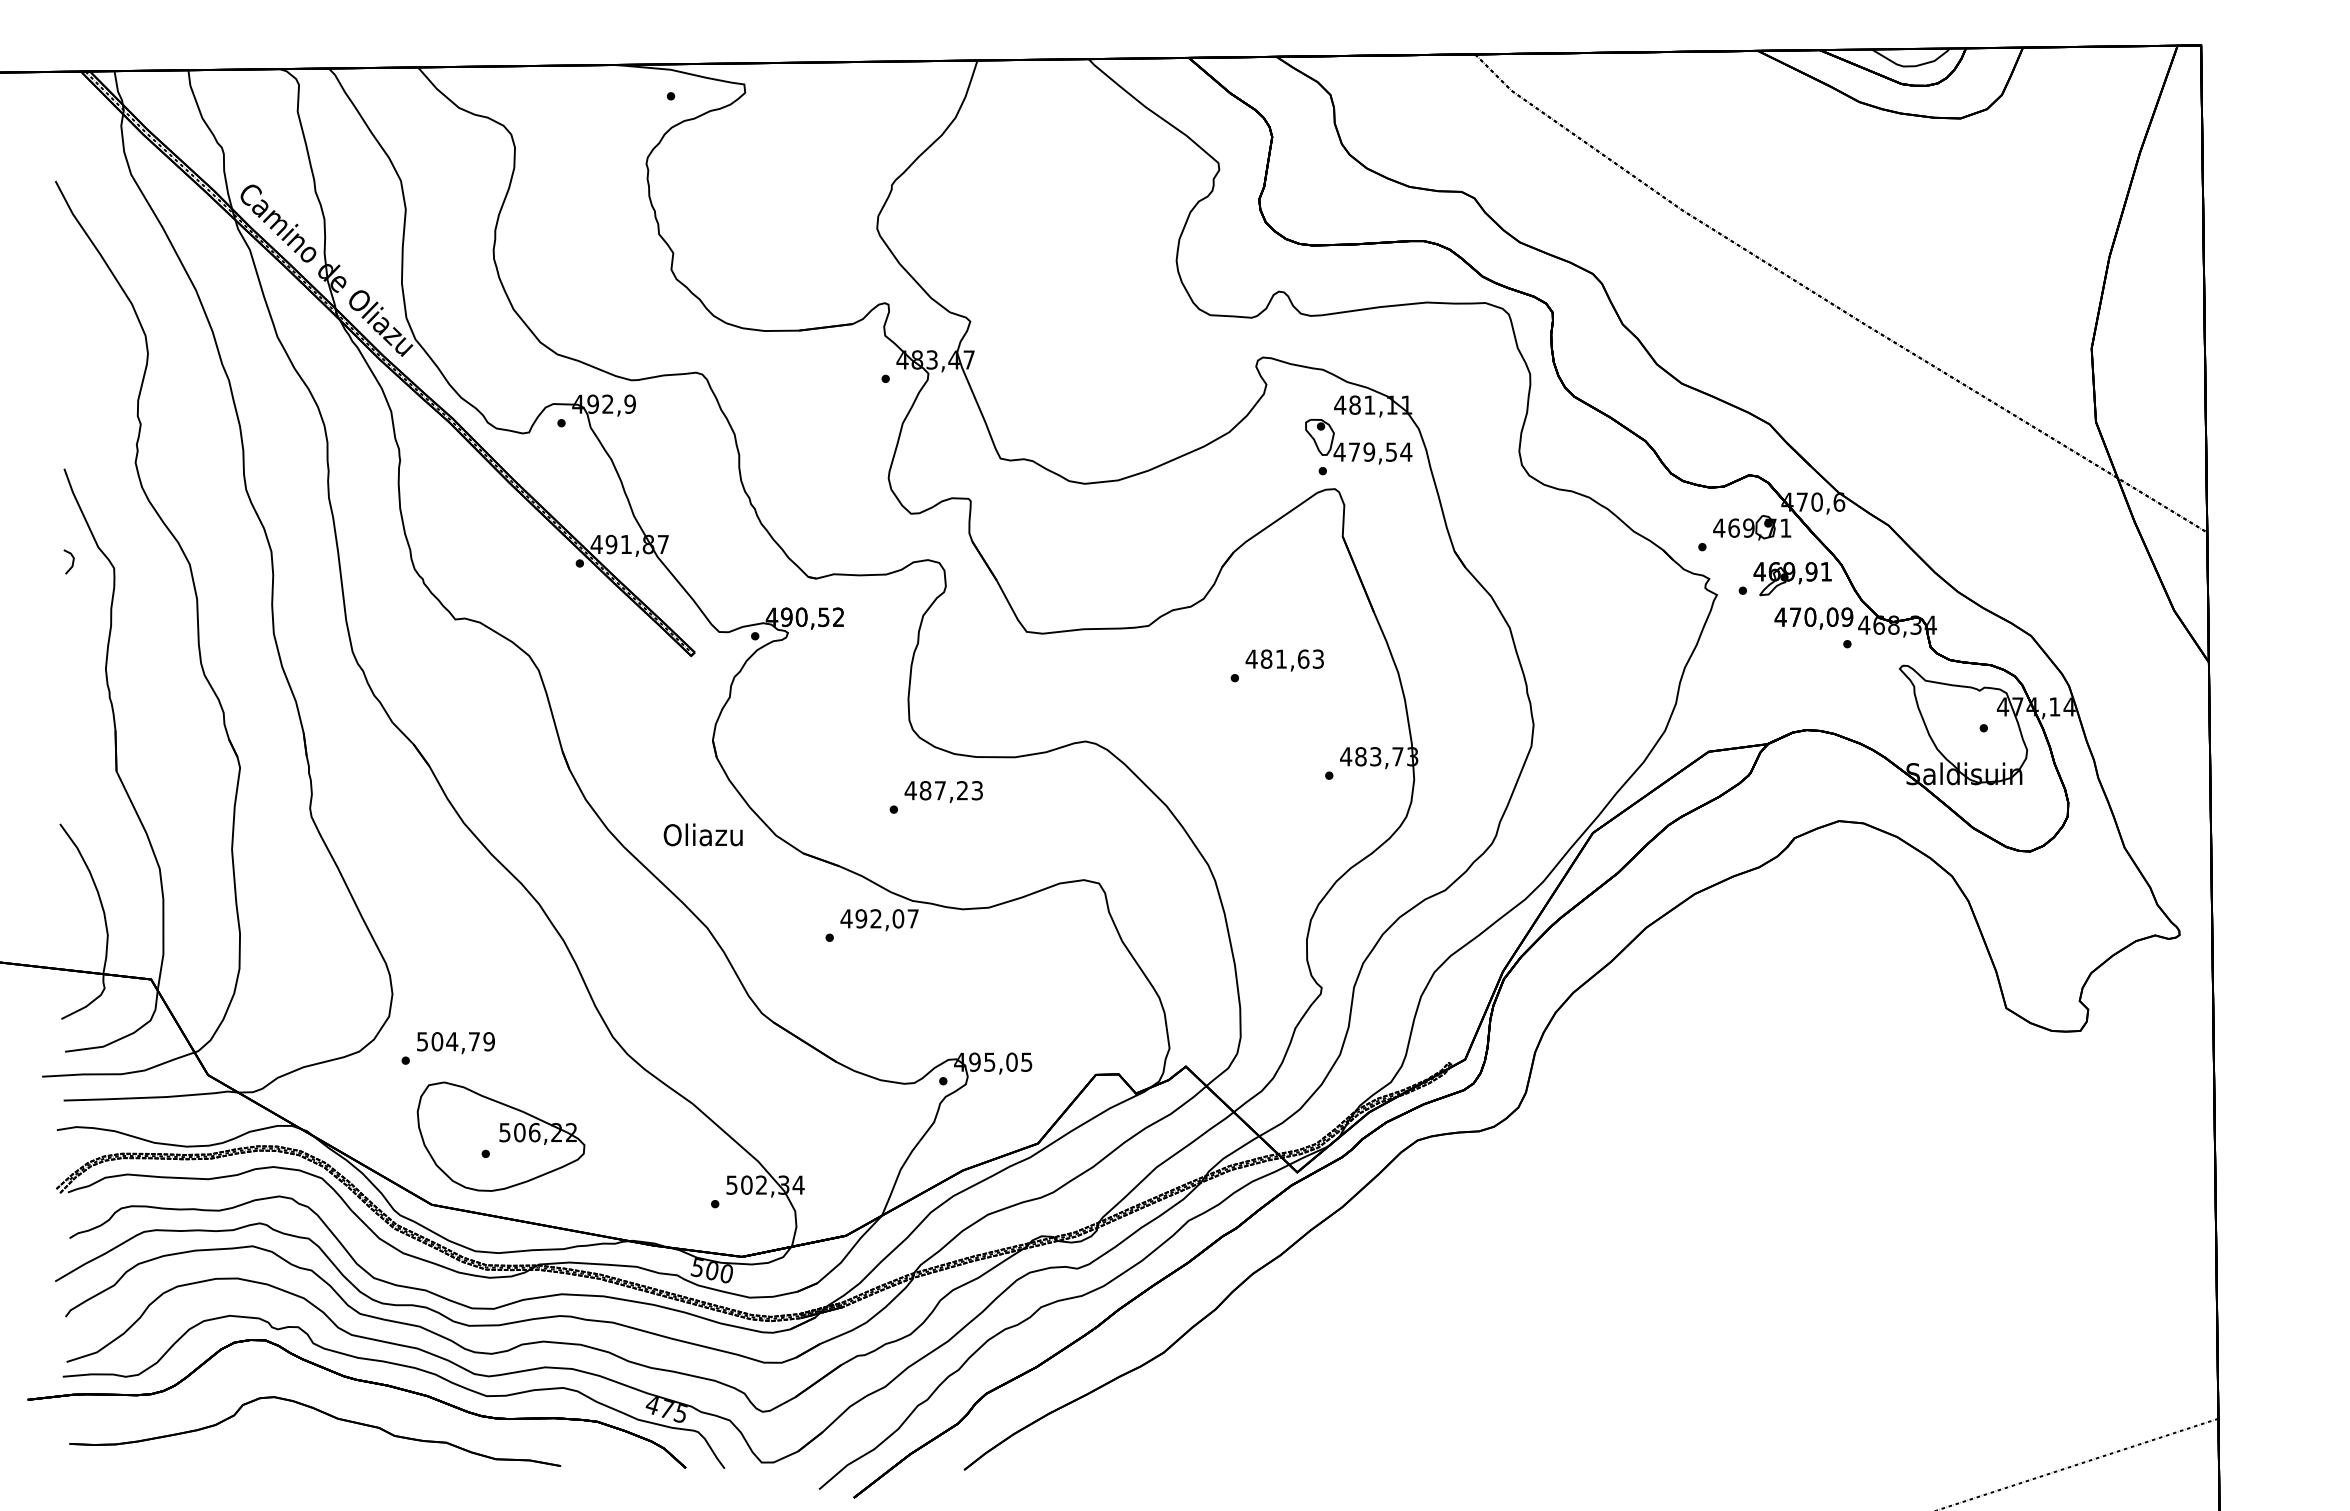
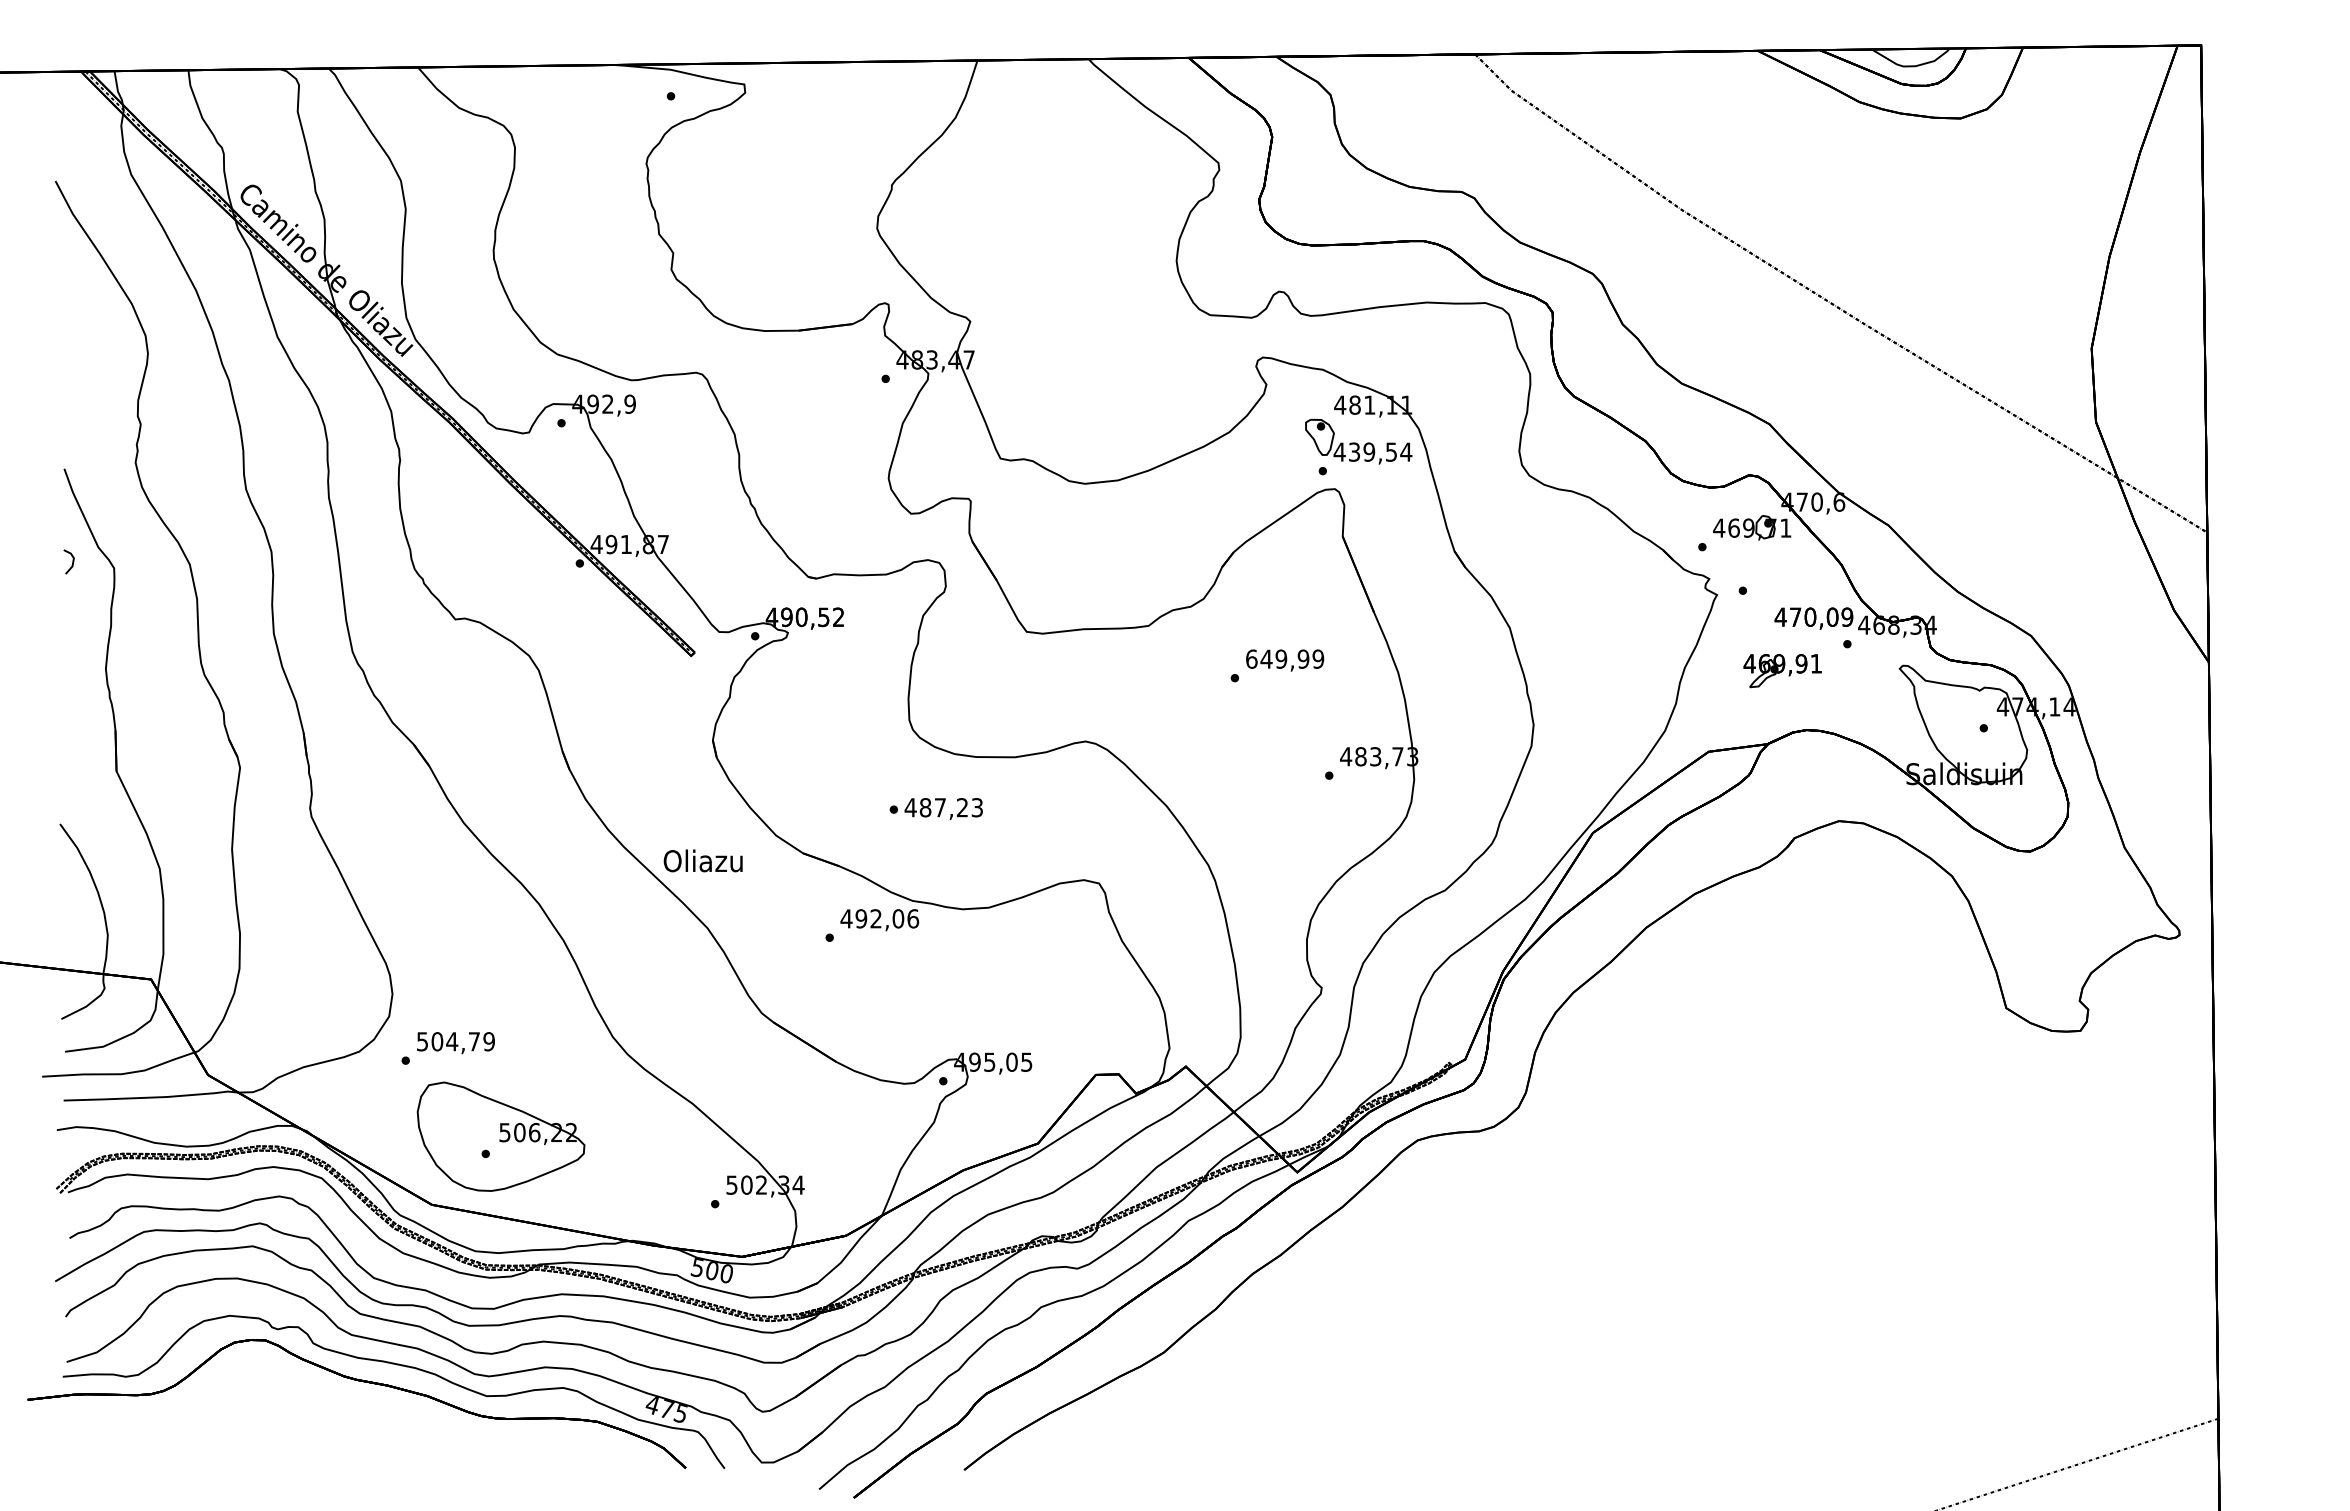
text: 479,54 -> 439,54 (1354, 451)
part position: (1792, 579) -> (1782, 671) (1782, 671)
text: 481,63 -> 649,99 (1284, 658)
text position: (943, 792) -> (943, 809) (943, 809)
text position: (702, 834) -> (702, 860) (702, 860)
text: 492,07 -> 492,06 (913, 918)
part: present -> none (322, 1413)
